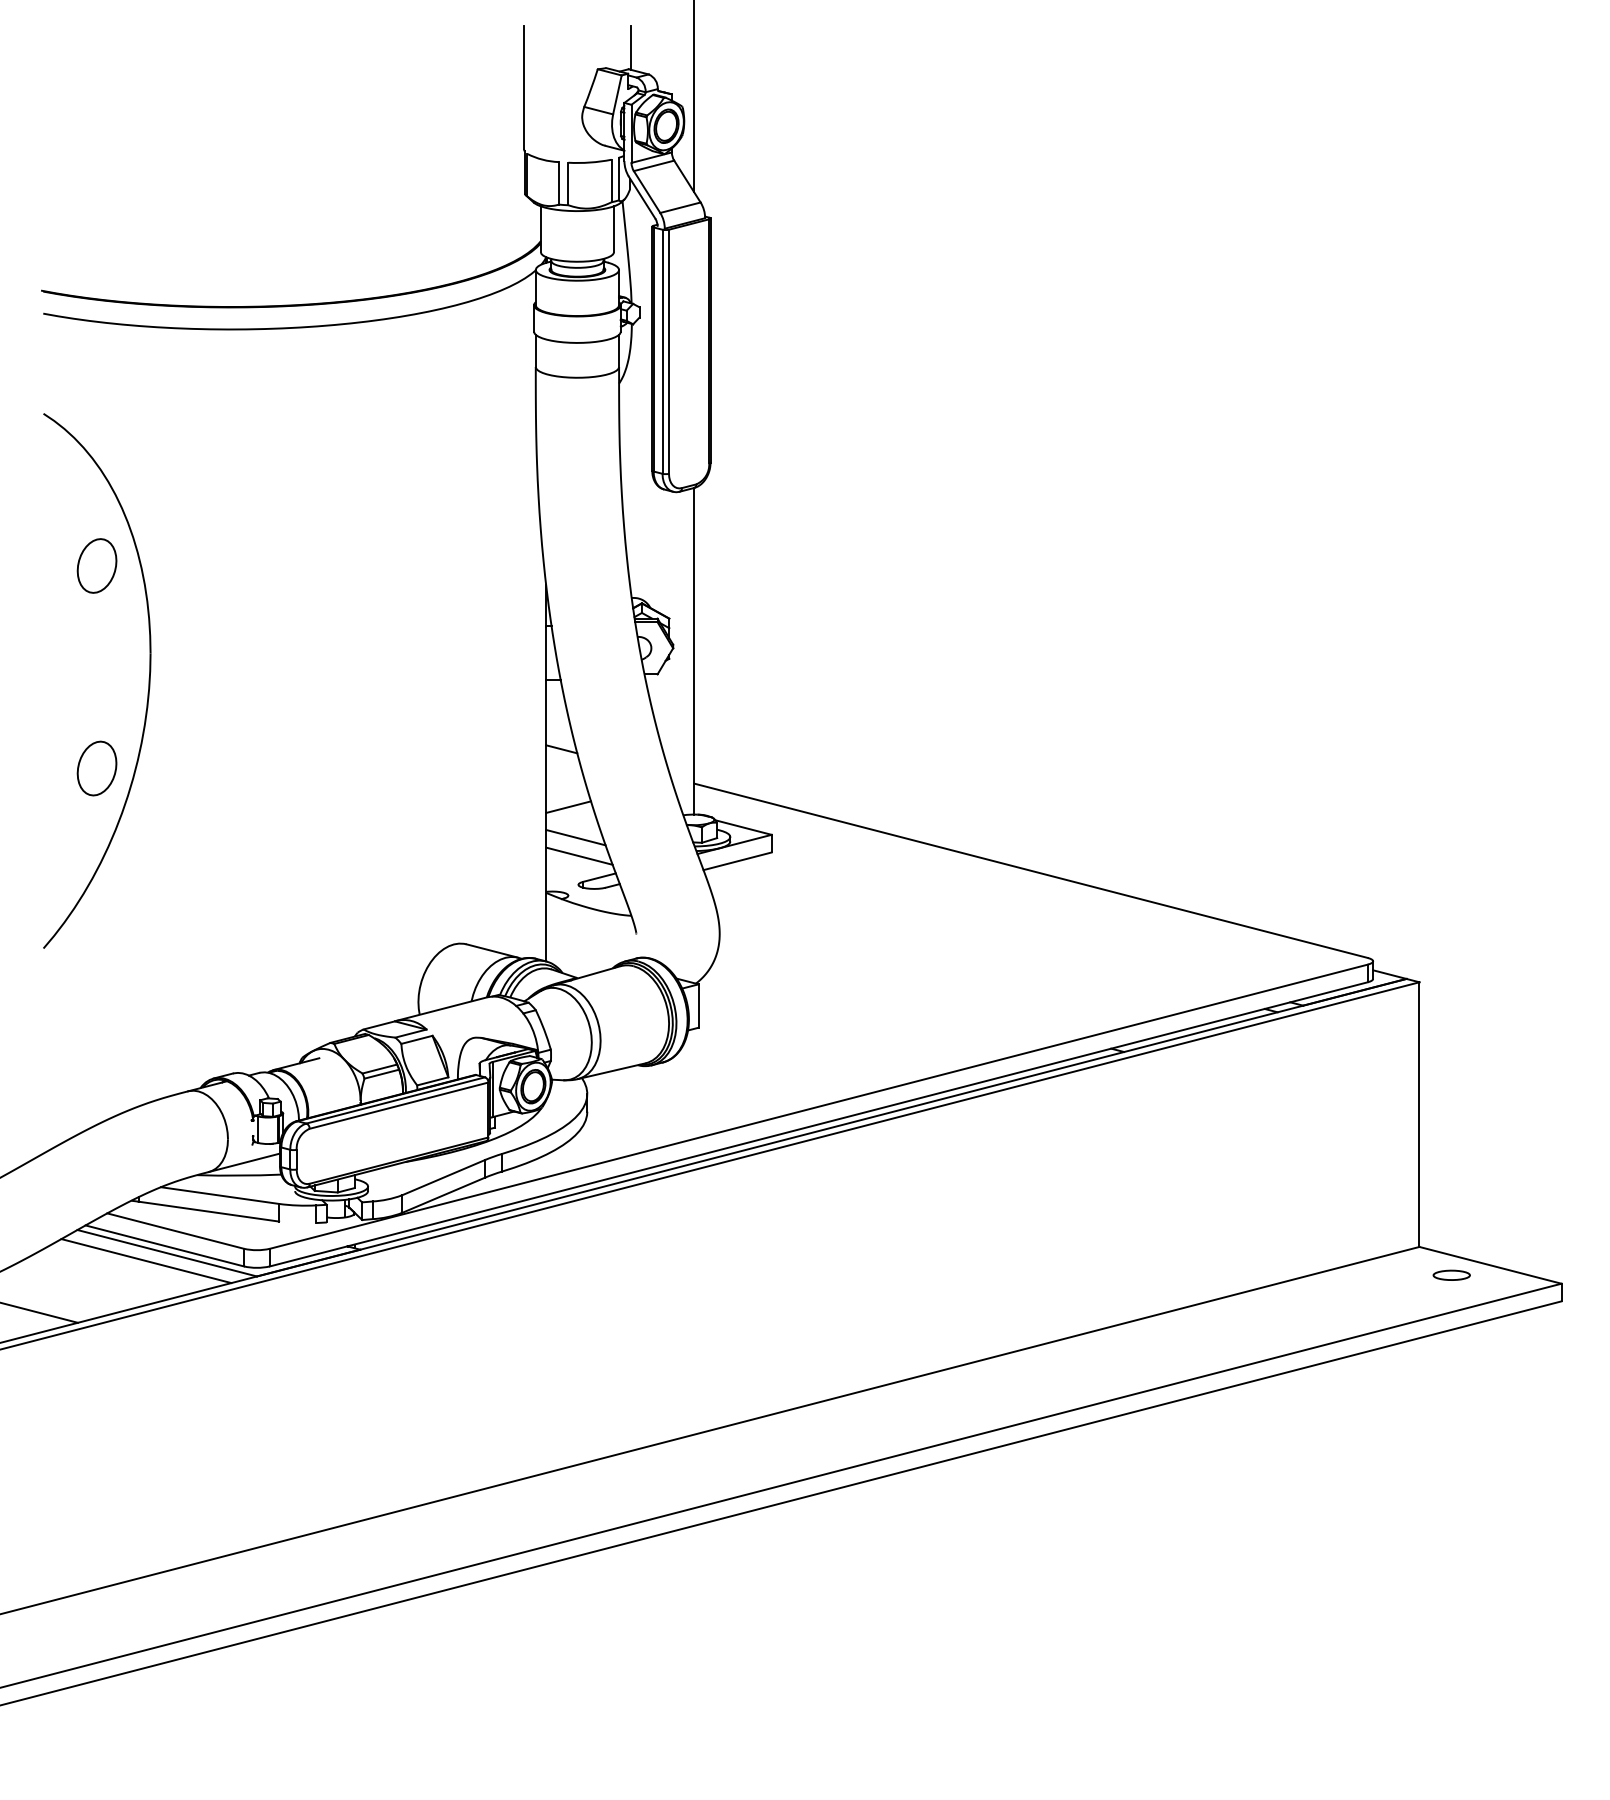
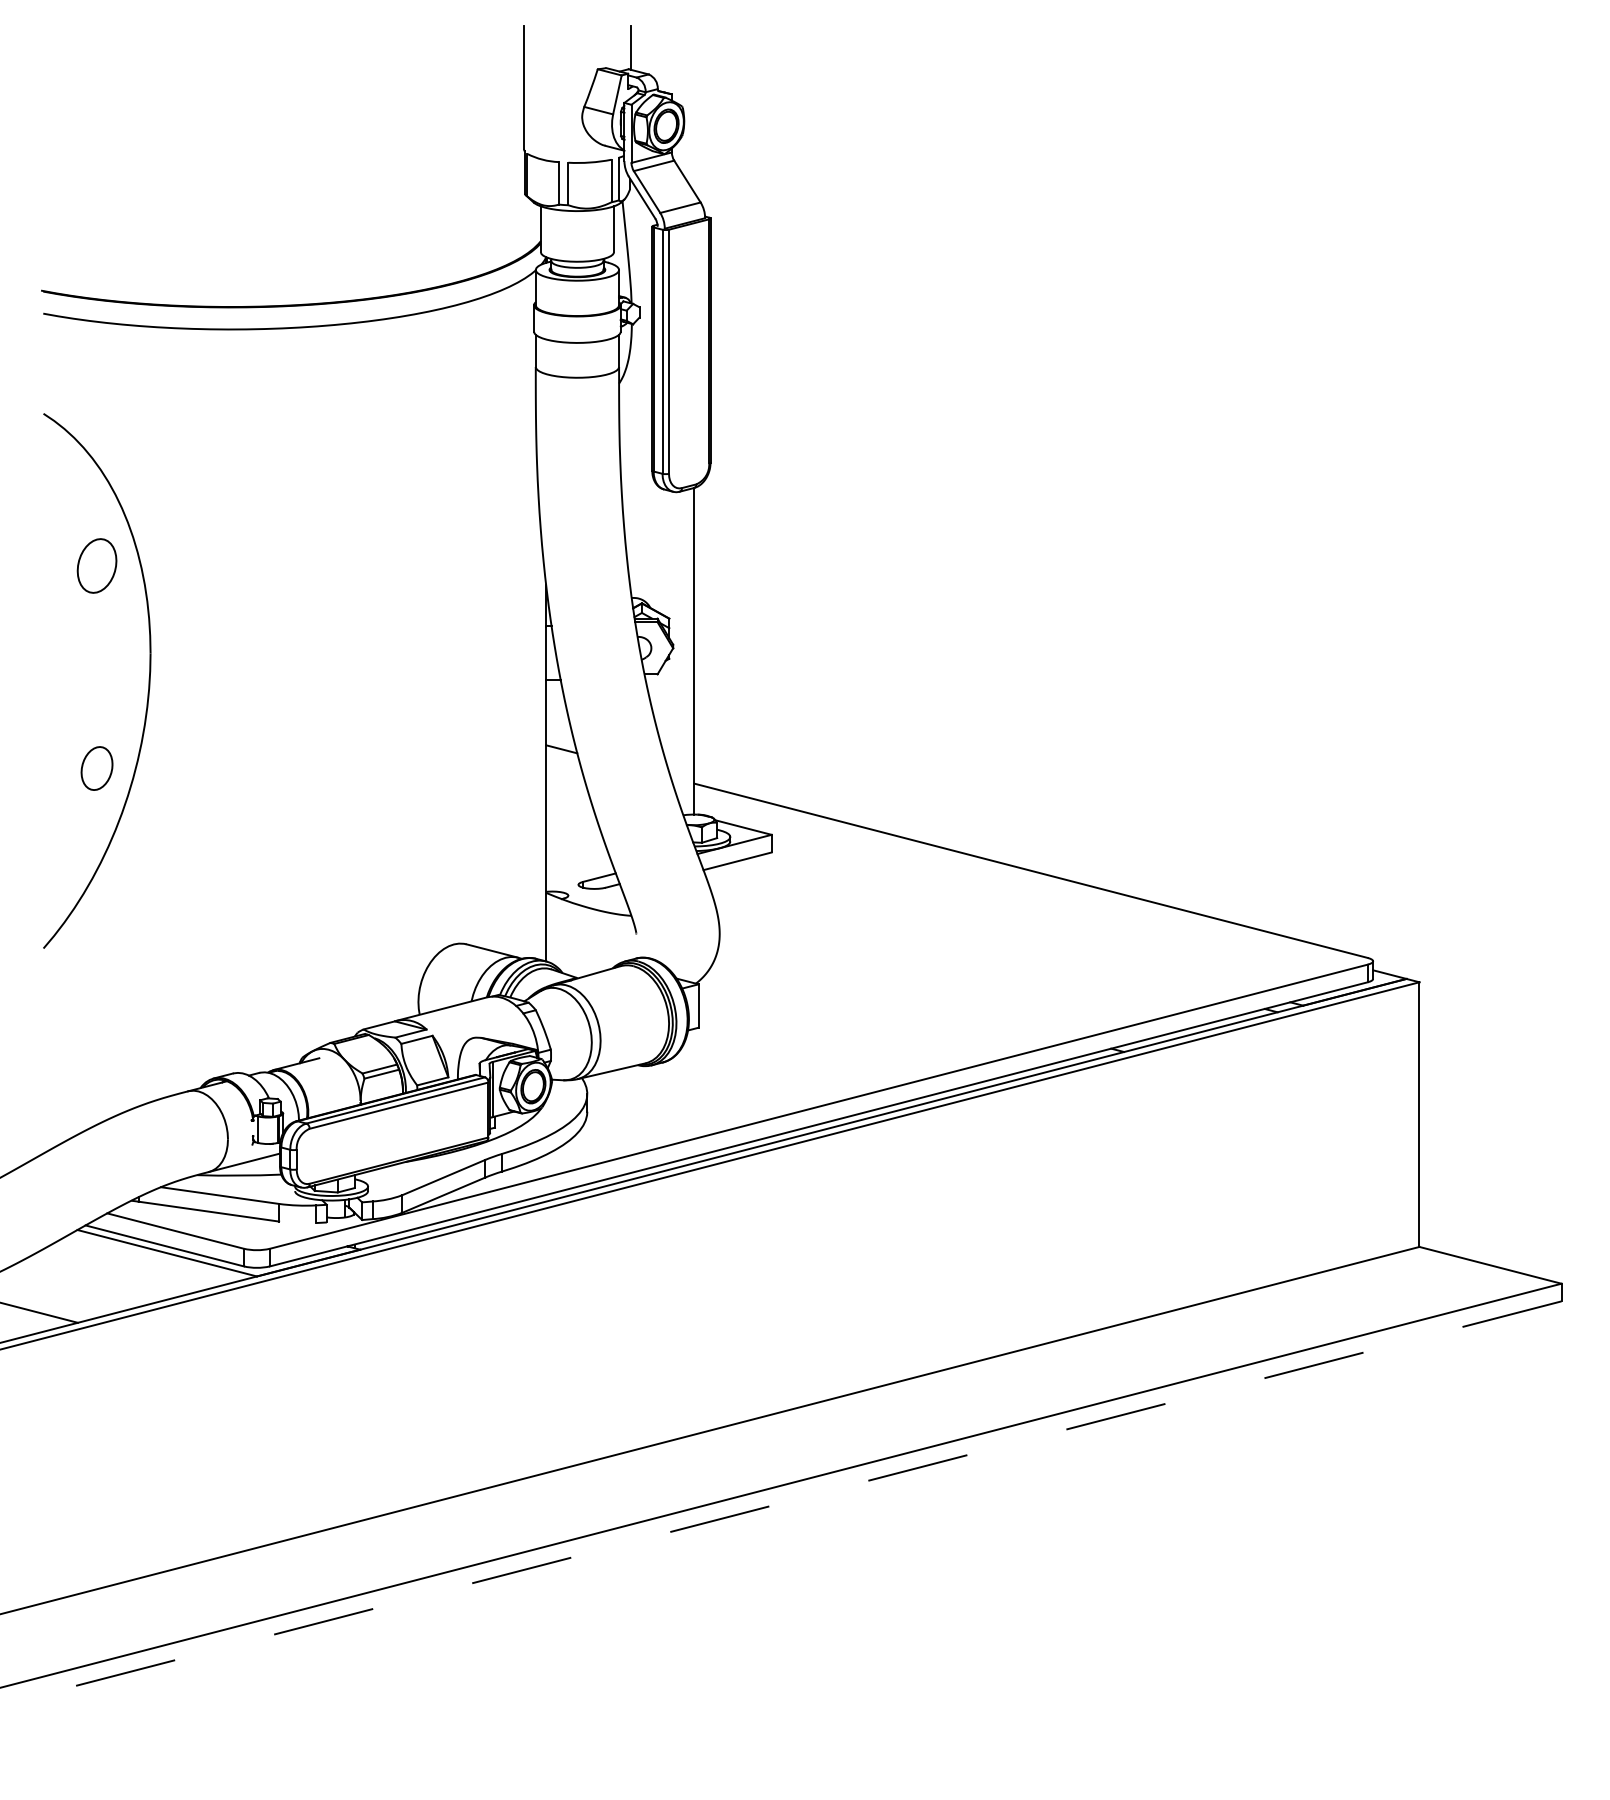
line: present -> none (694, 97)
part size: 42x57 px -> 34x45 px (96, 768)
line: present -> none (568, 806)
line: present -> none (575, 837)
line: present -> none (579, 855)
line: present -> none (146, 1261)
part: present -> none (1451, 1274)
line: solid -> dashed (780, 1503)
